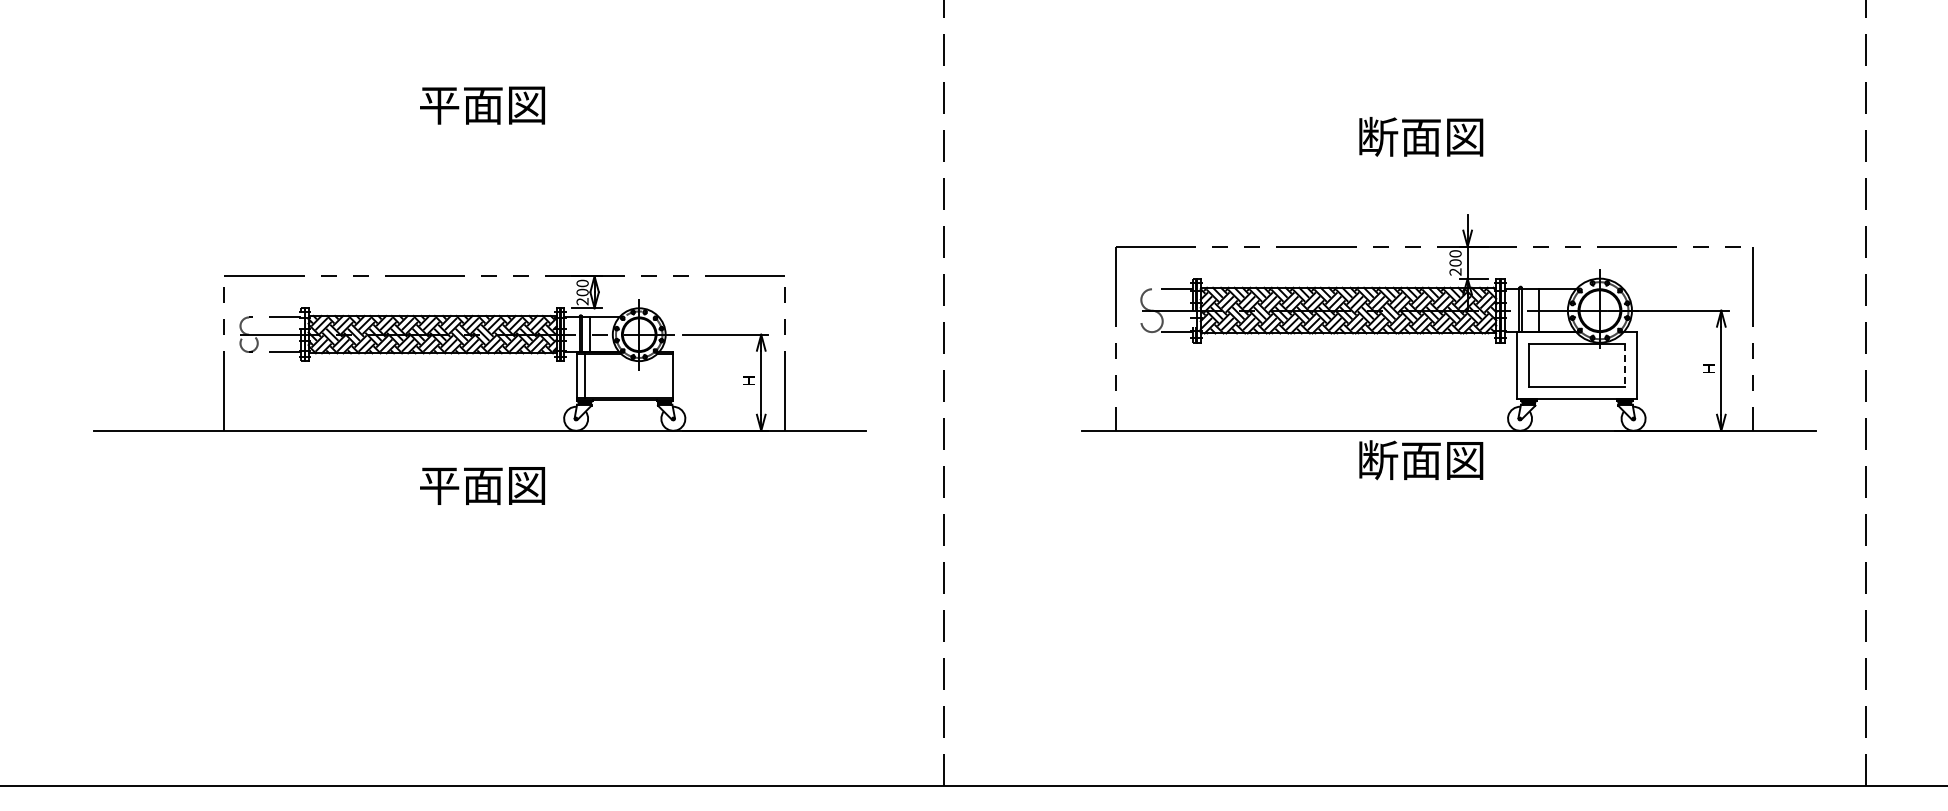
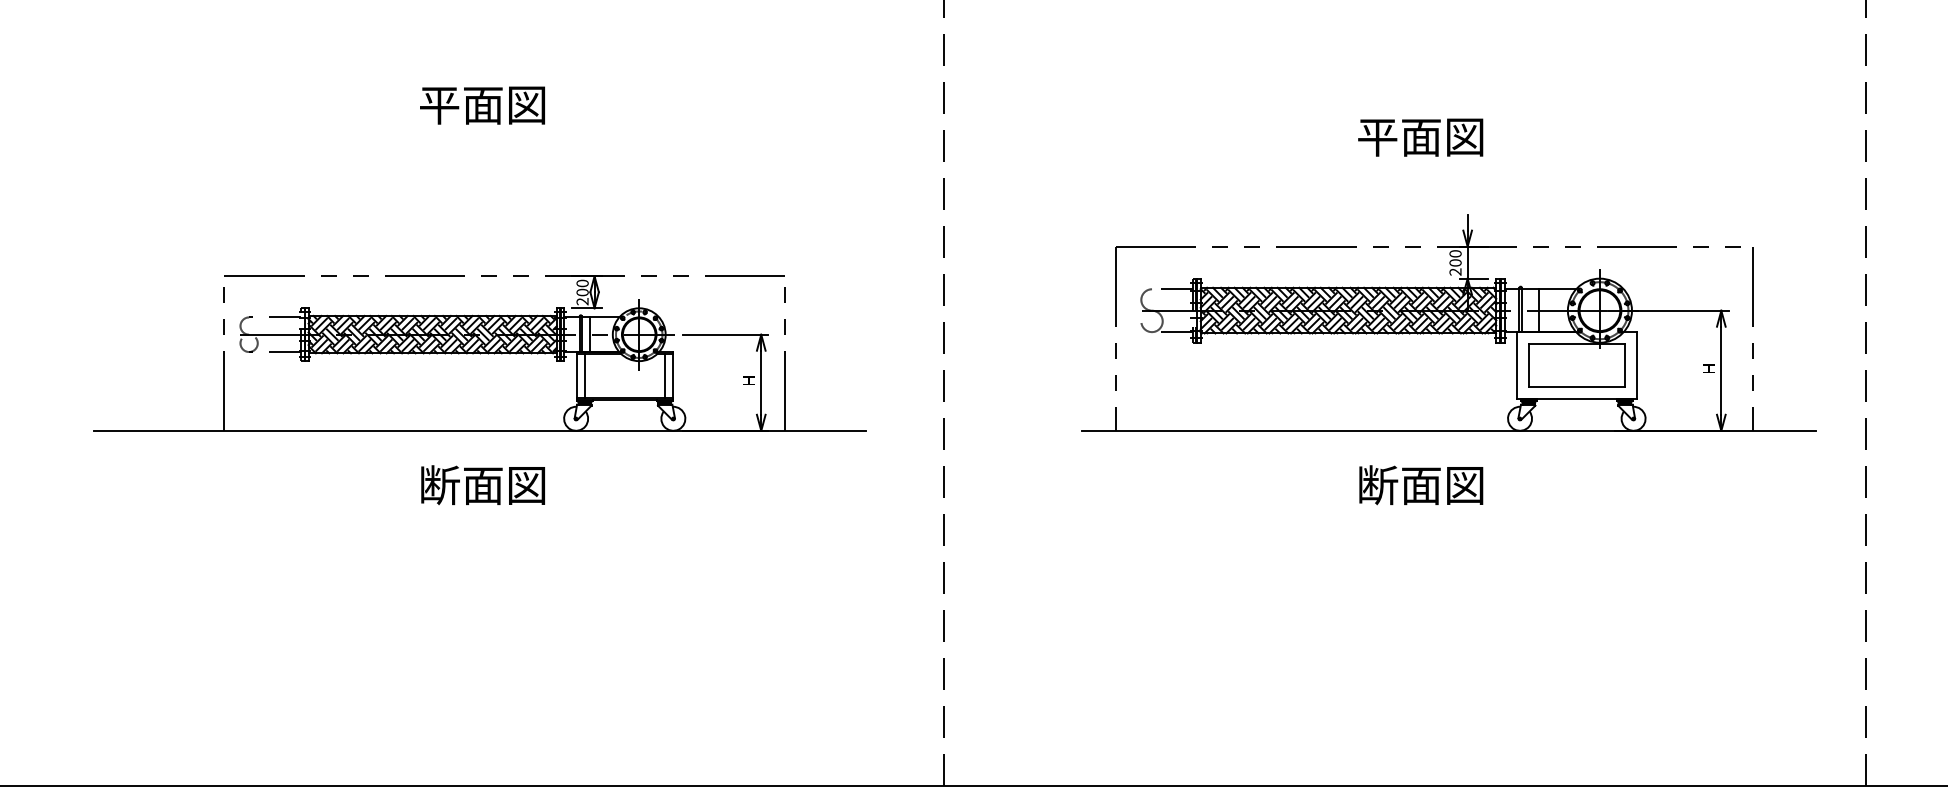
text: 断面図 -> 平面図 (1378, 136)
line: dashed -> solid (1624, 365)
line: none -> present (664, 375)
text position: (1421, 460) -> (1421, 485) (1421, 485)
text: 平面図 -> 断面図 (439, 485)
